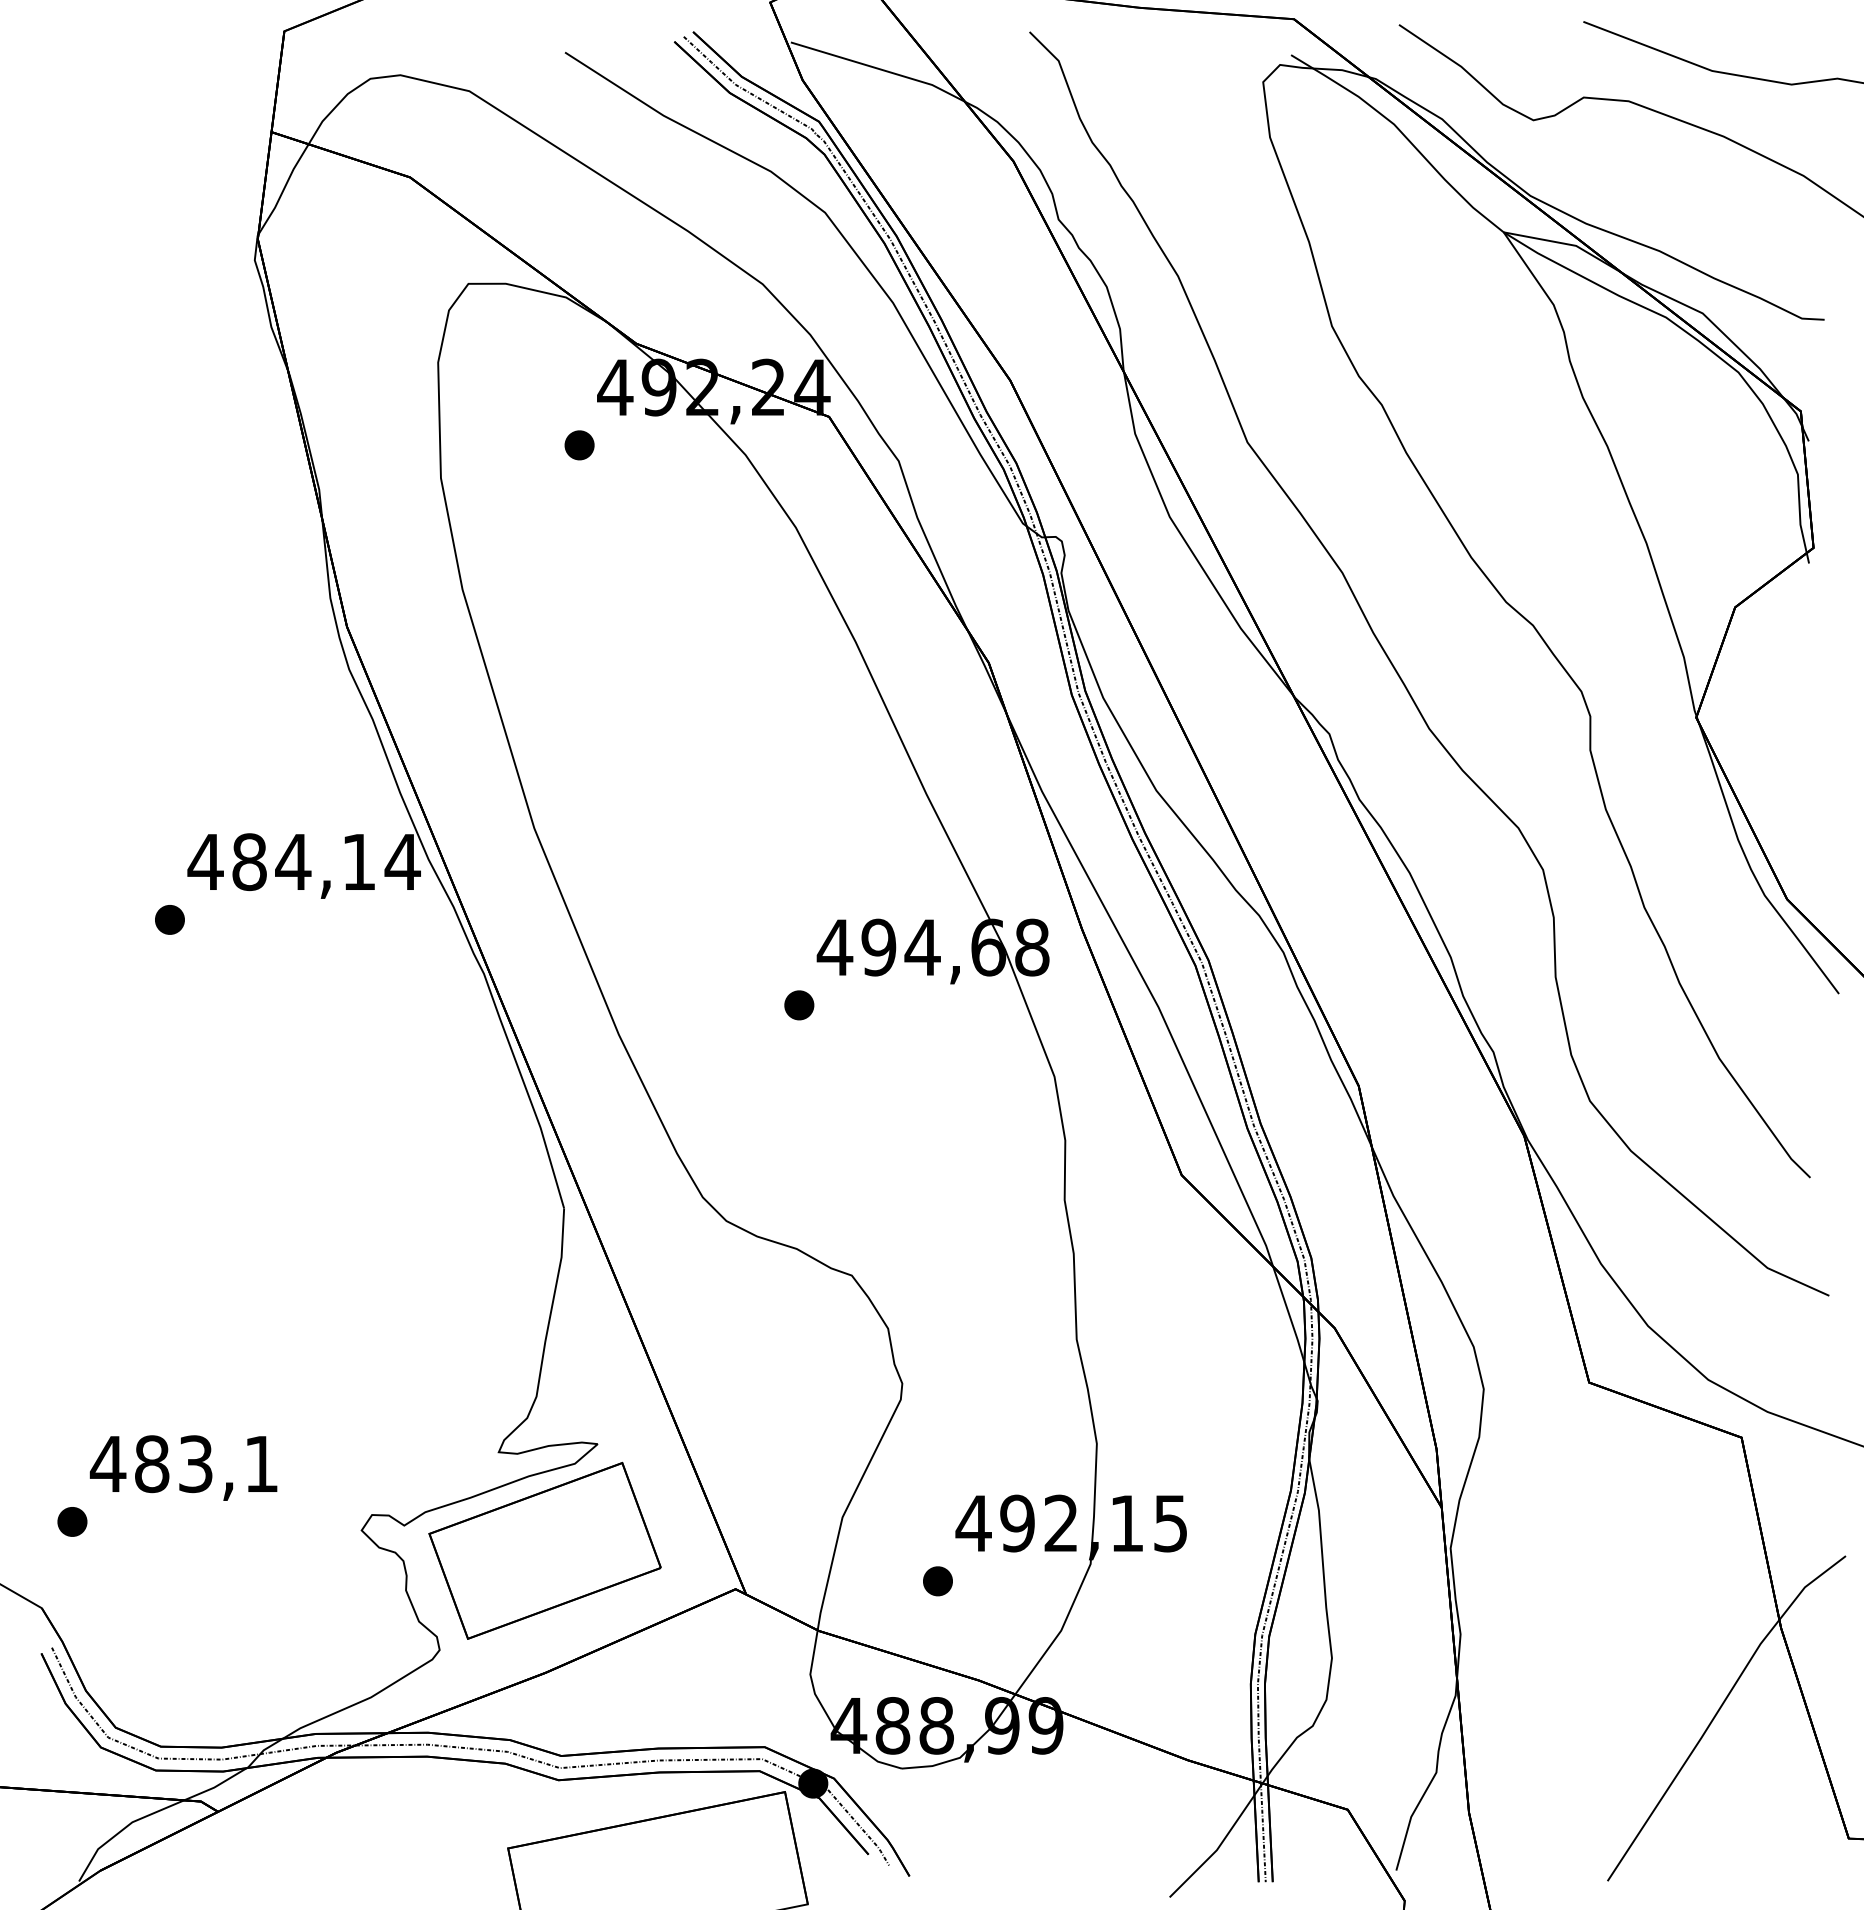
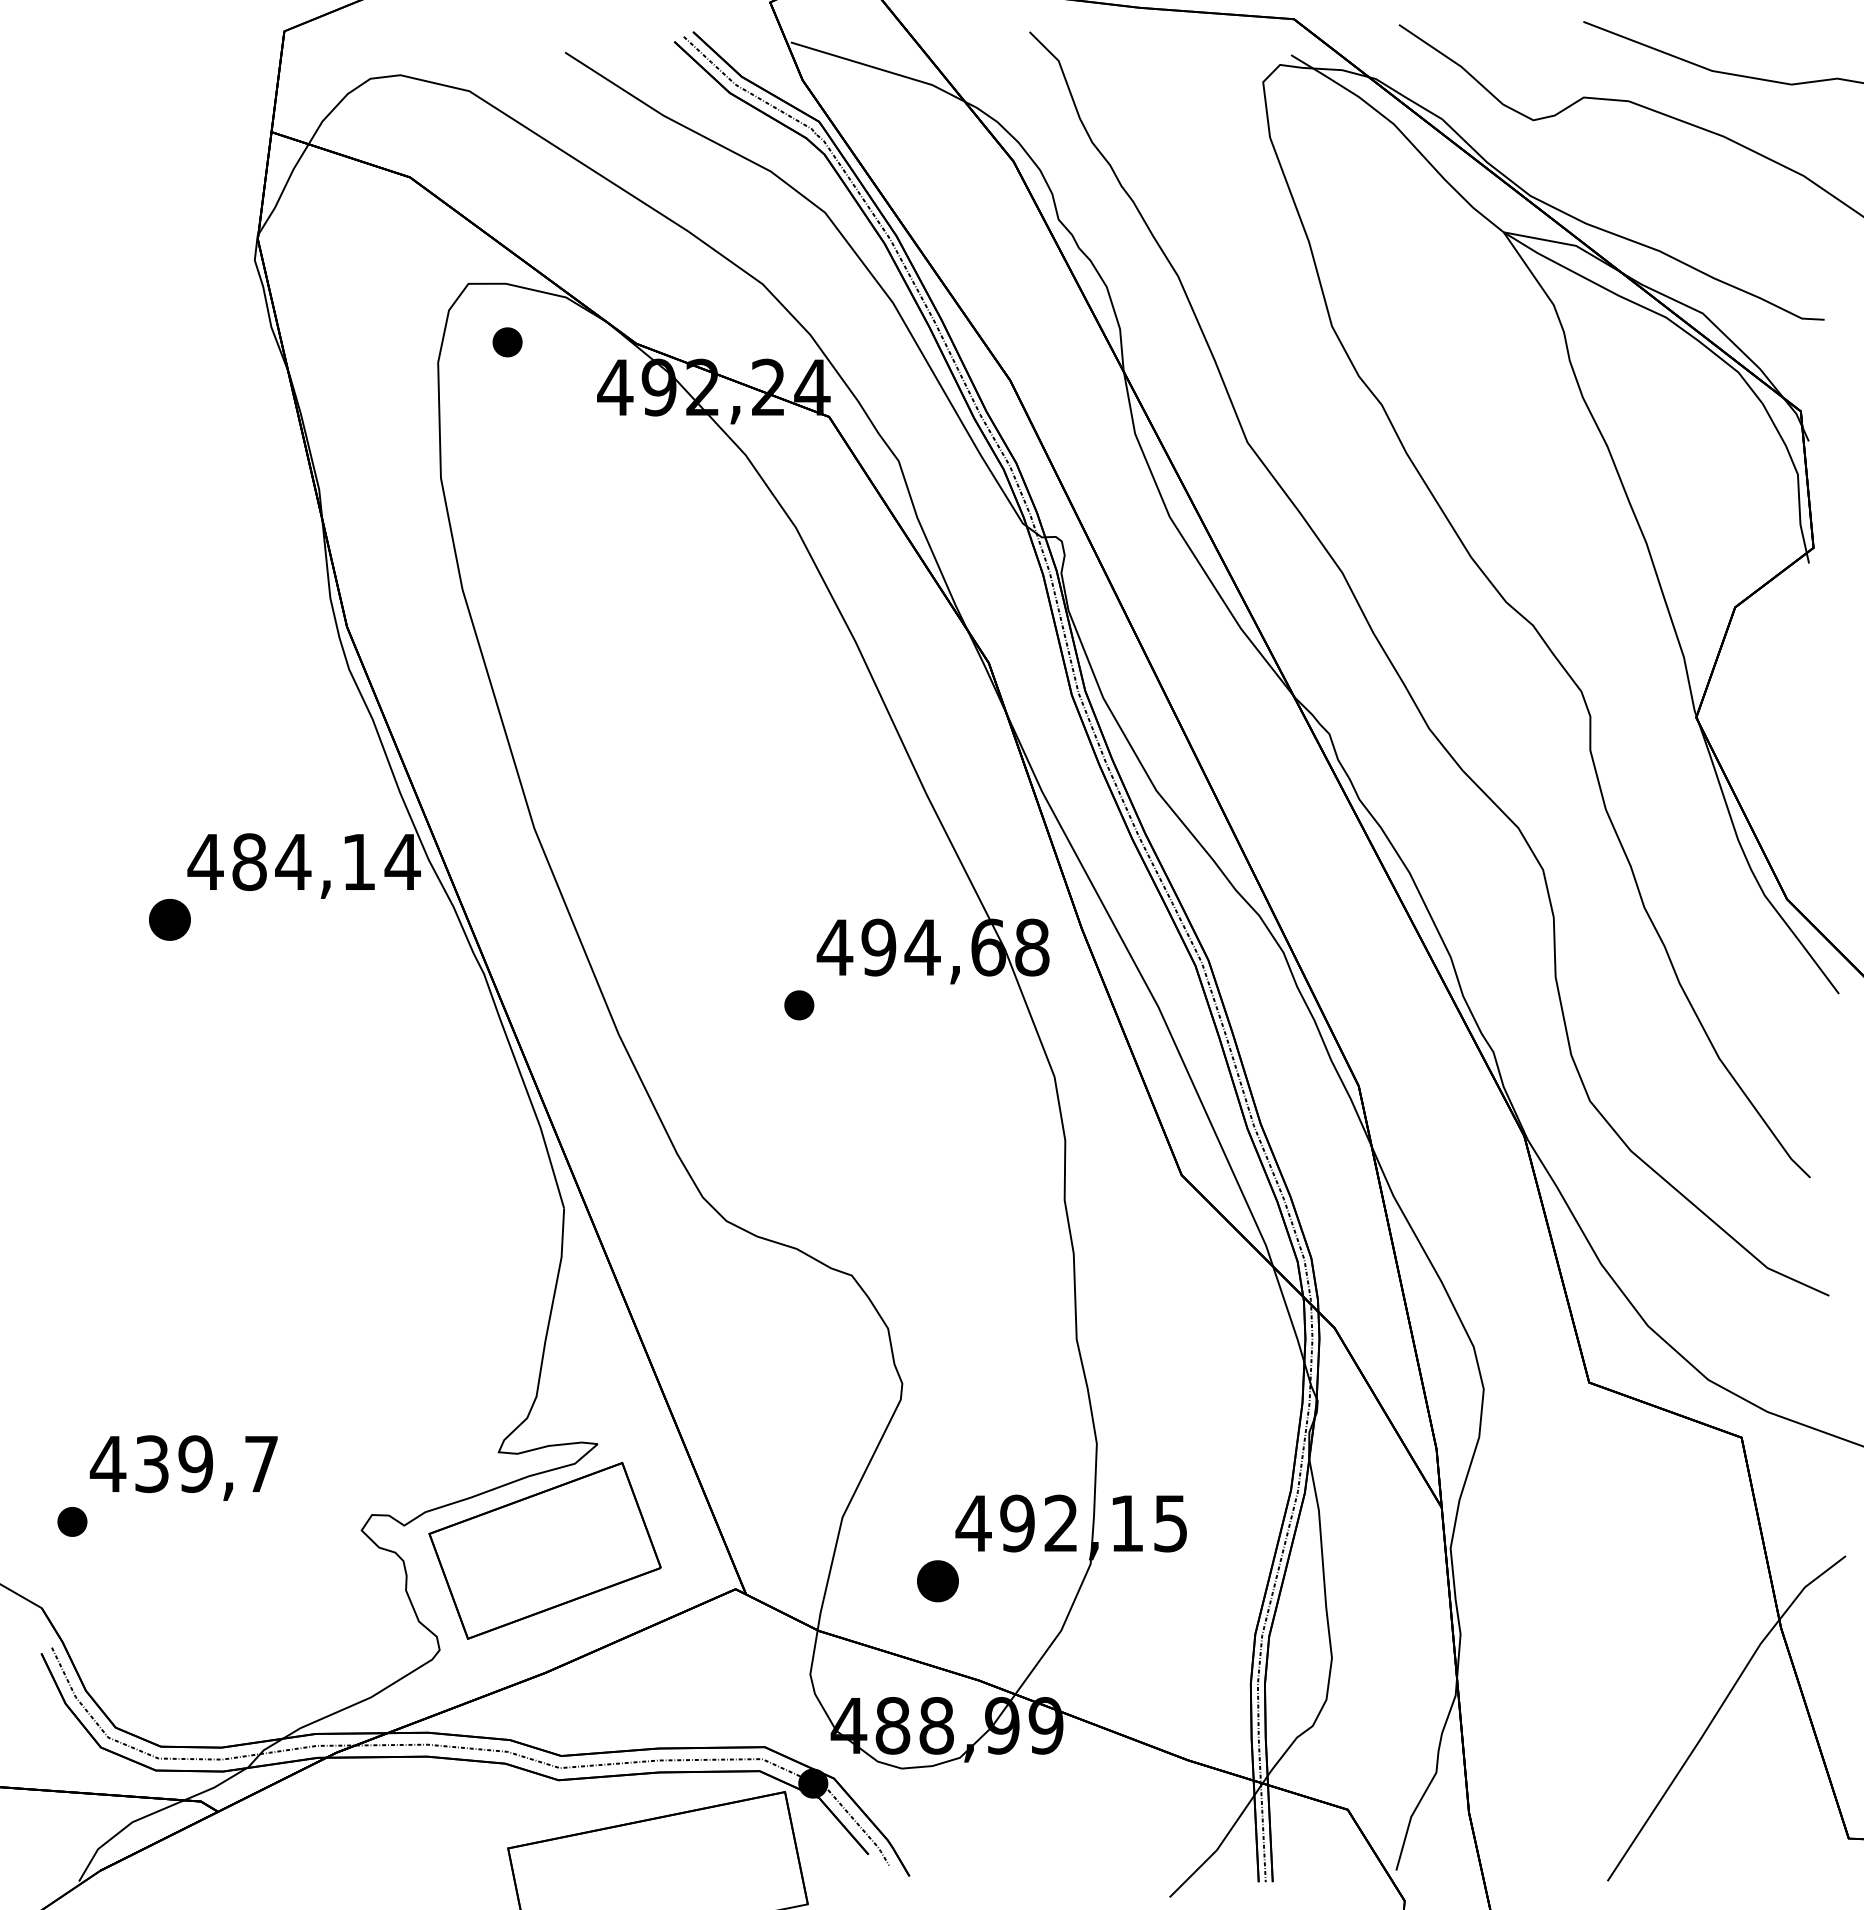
part position: (579, 445) -> (507, 342) (507, 342)
part size: 30x30 px -> 42x43 px (169, 919)
text: 483,1 -> 439,7 (206, 1464)
part size: 30x31 px -> 42x43 px (937, 1581)
